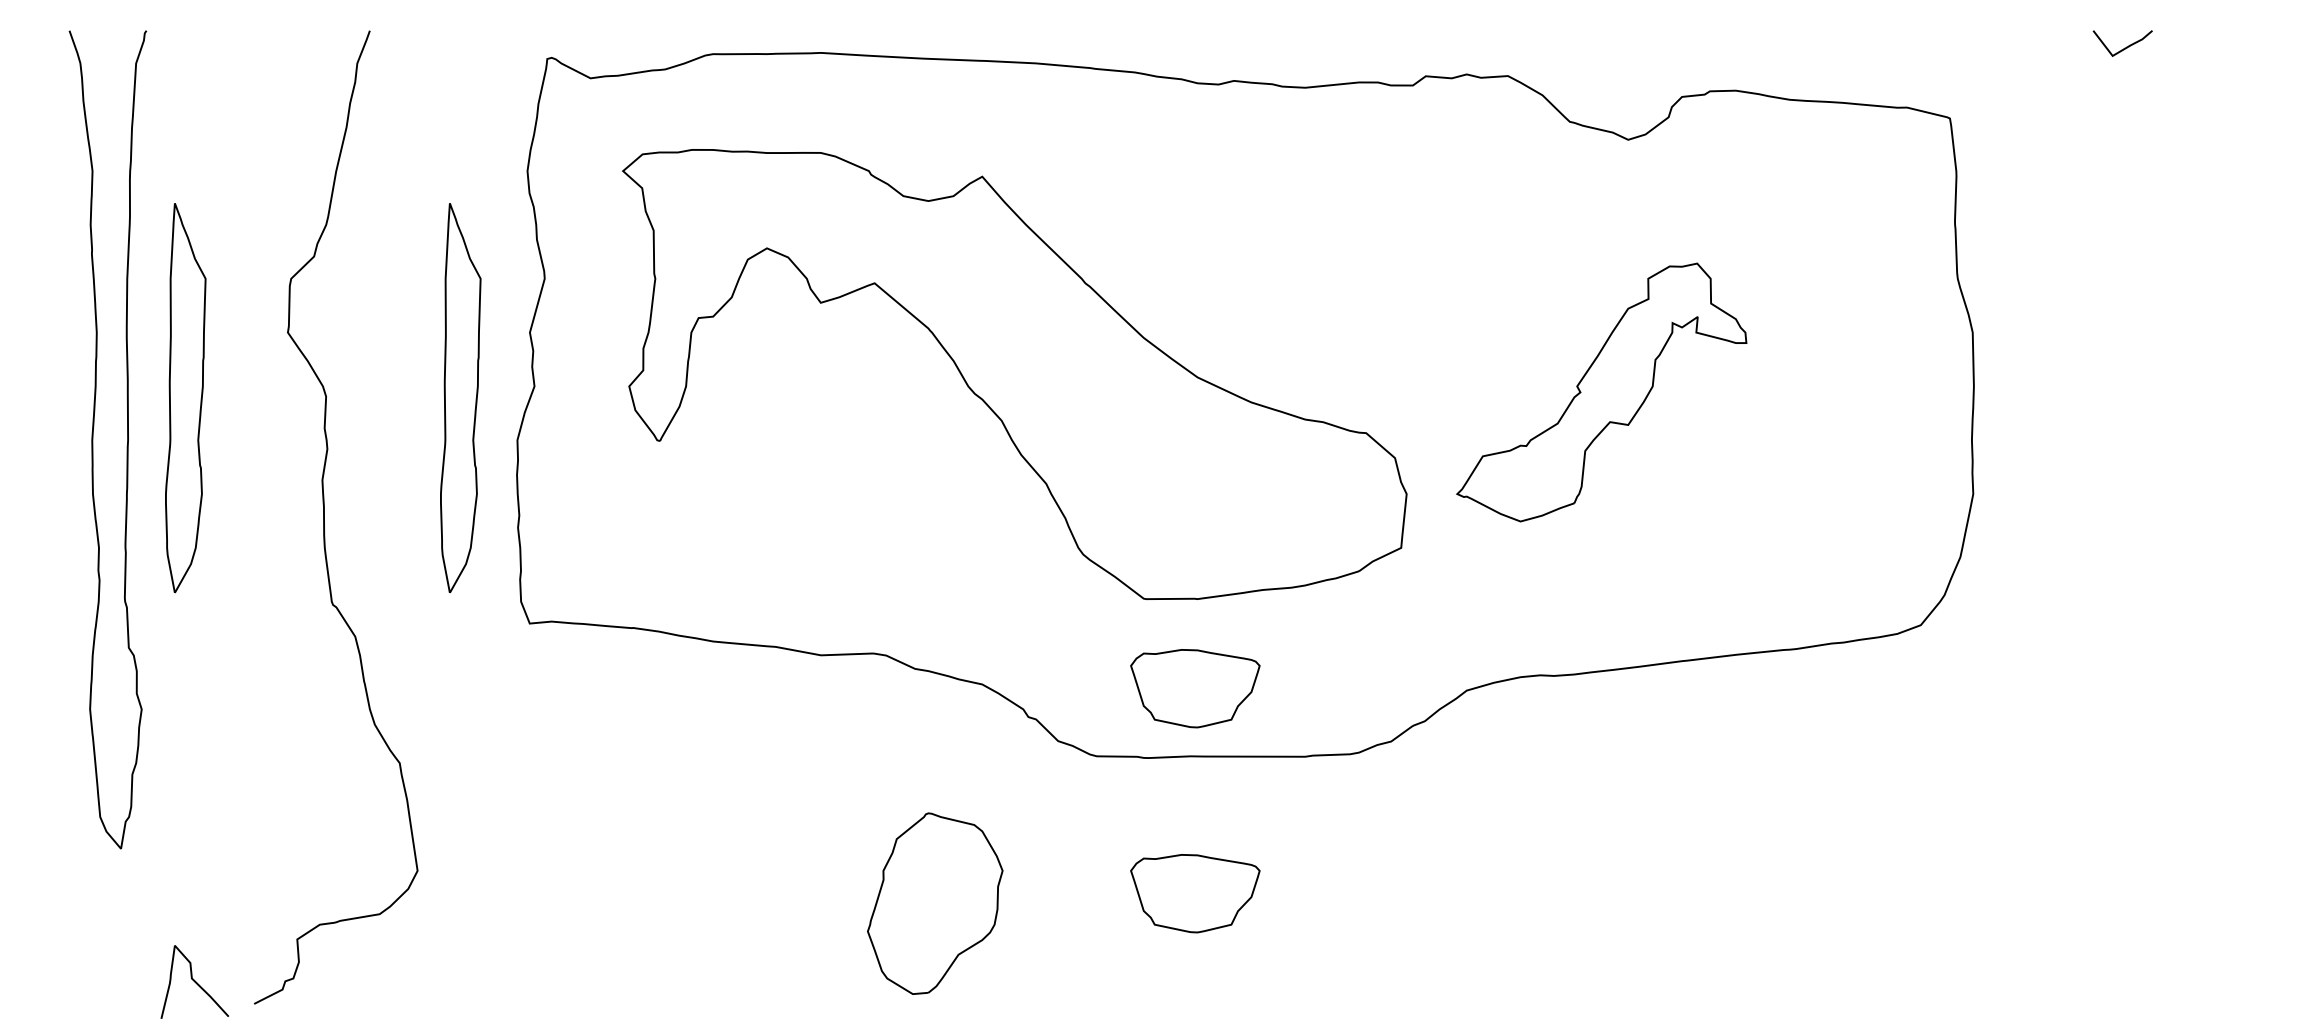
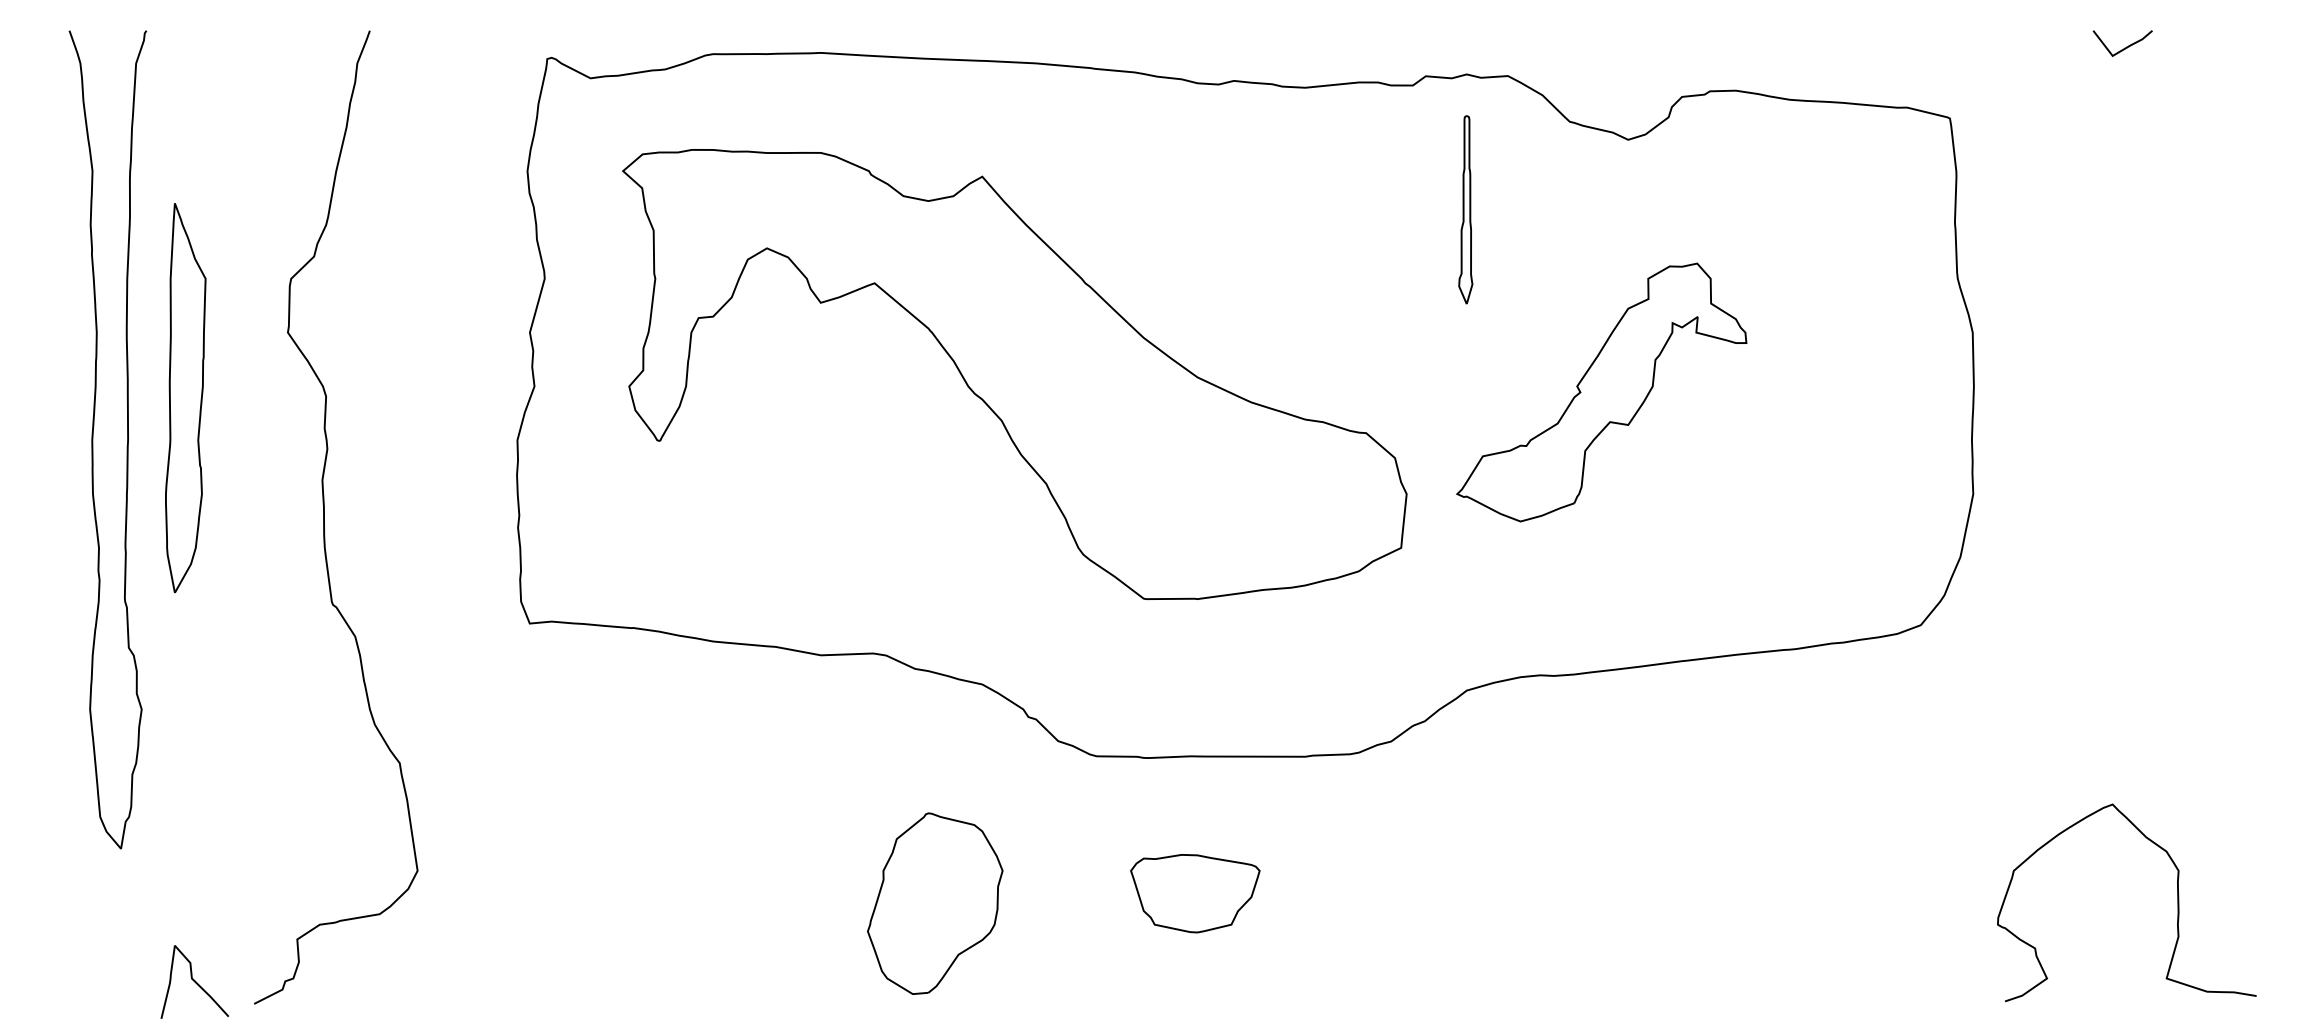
part: none -> present (1465, 209)
part: present -> none (460, 398)
part: present -> none (1195, 688)
curve: none -> present (2177, 902)
